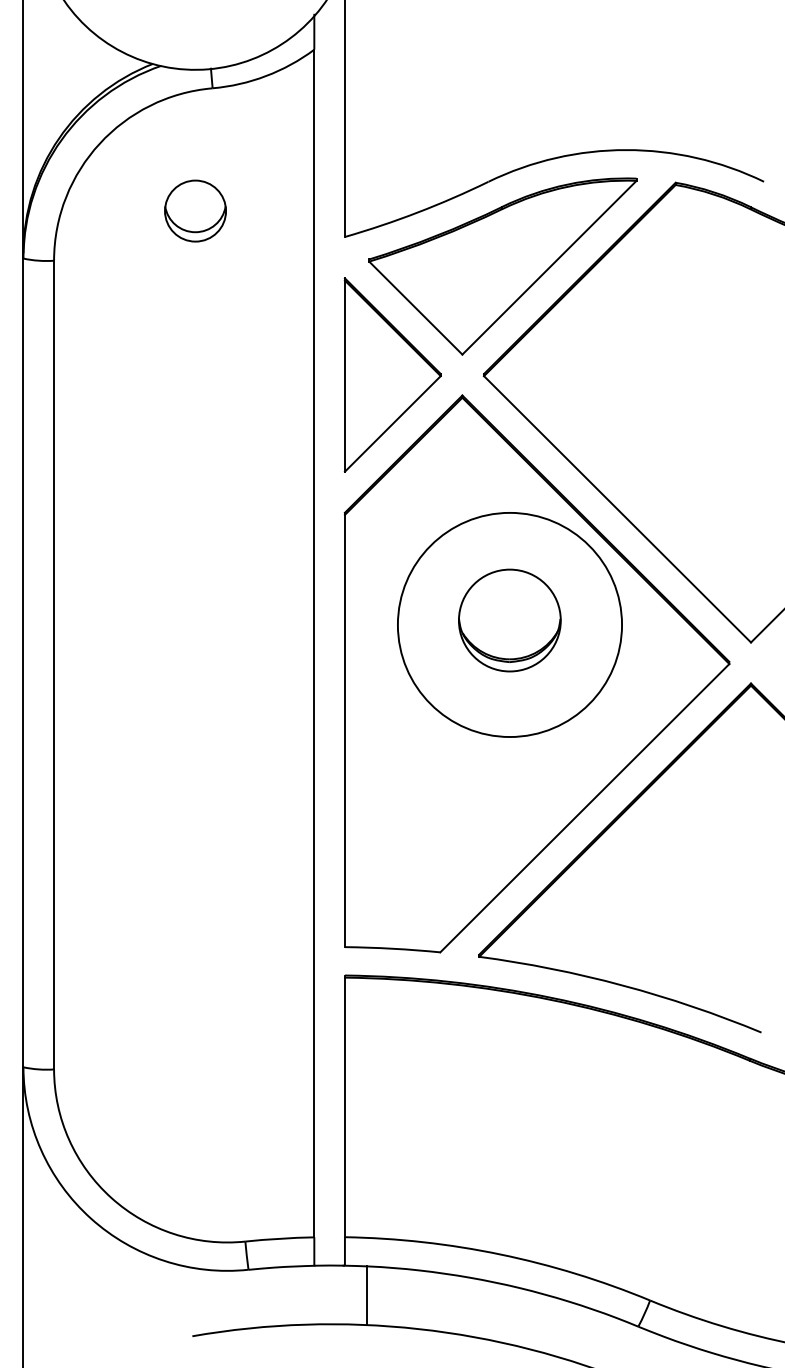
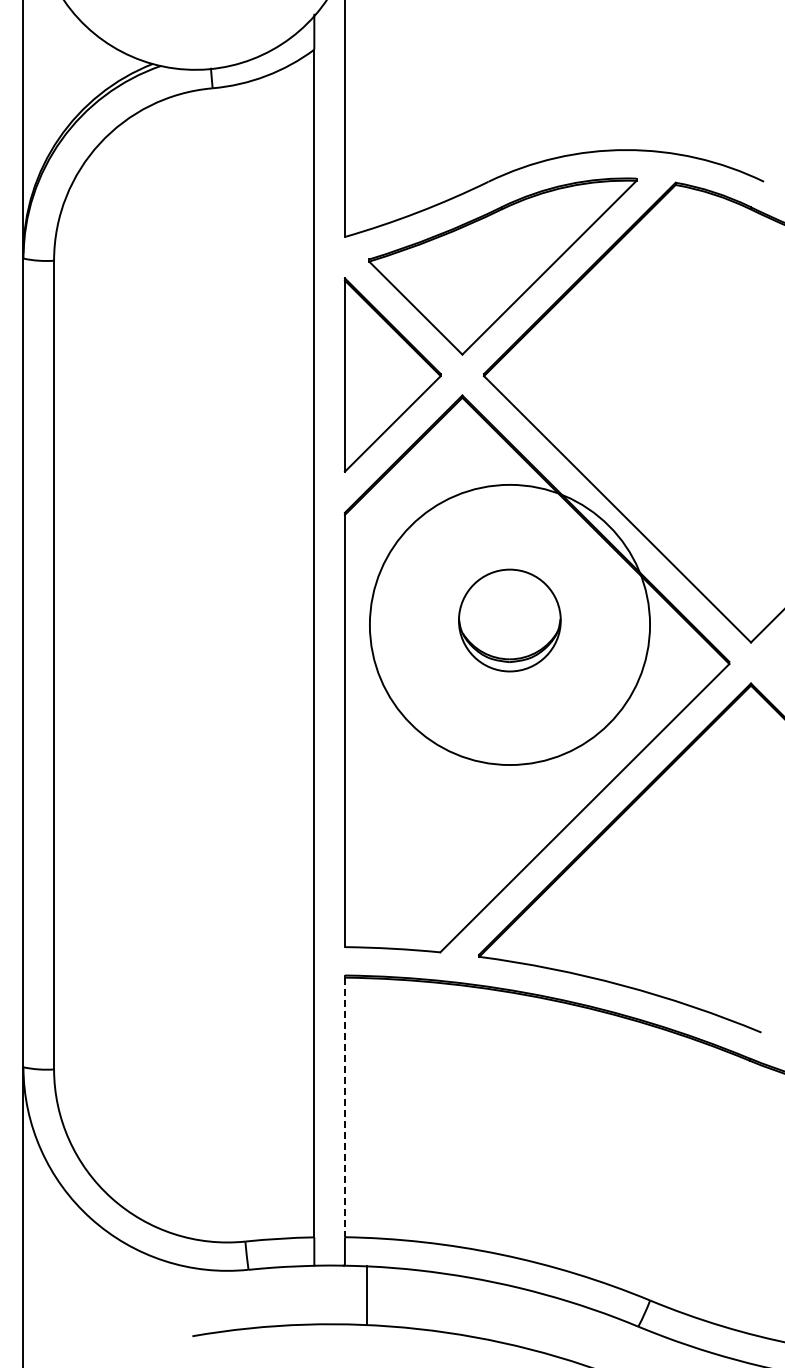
part: present -> none (195, 210)
circle diameter: 224 px -> 280 px (509, 624)
line: solid -> dashed (344, 1107)
